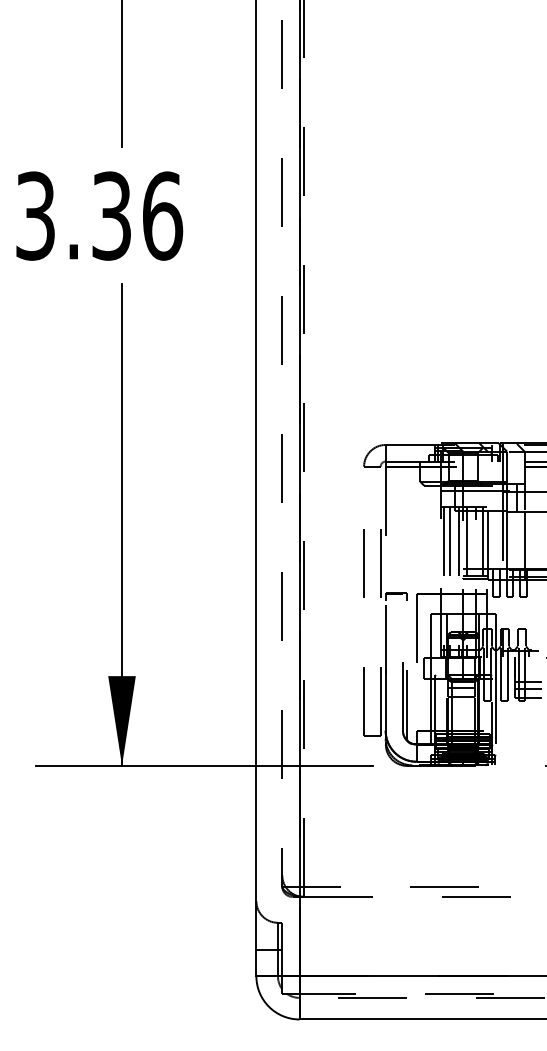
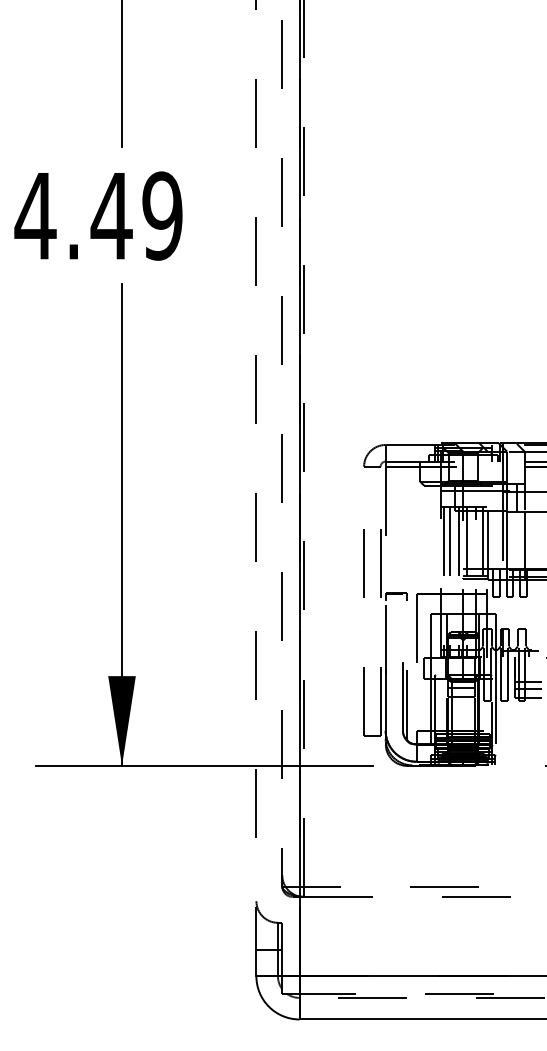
text: 3.36 -> 4.49 (98, 215)
line: solid -> dashed (256, 487)
